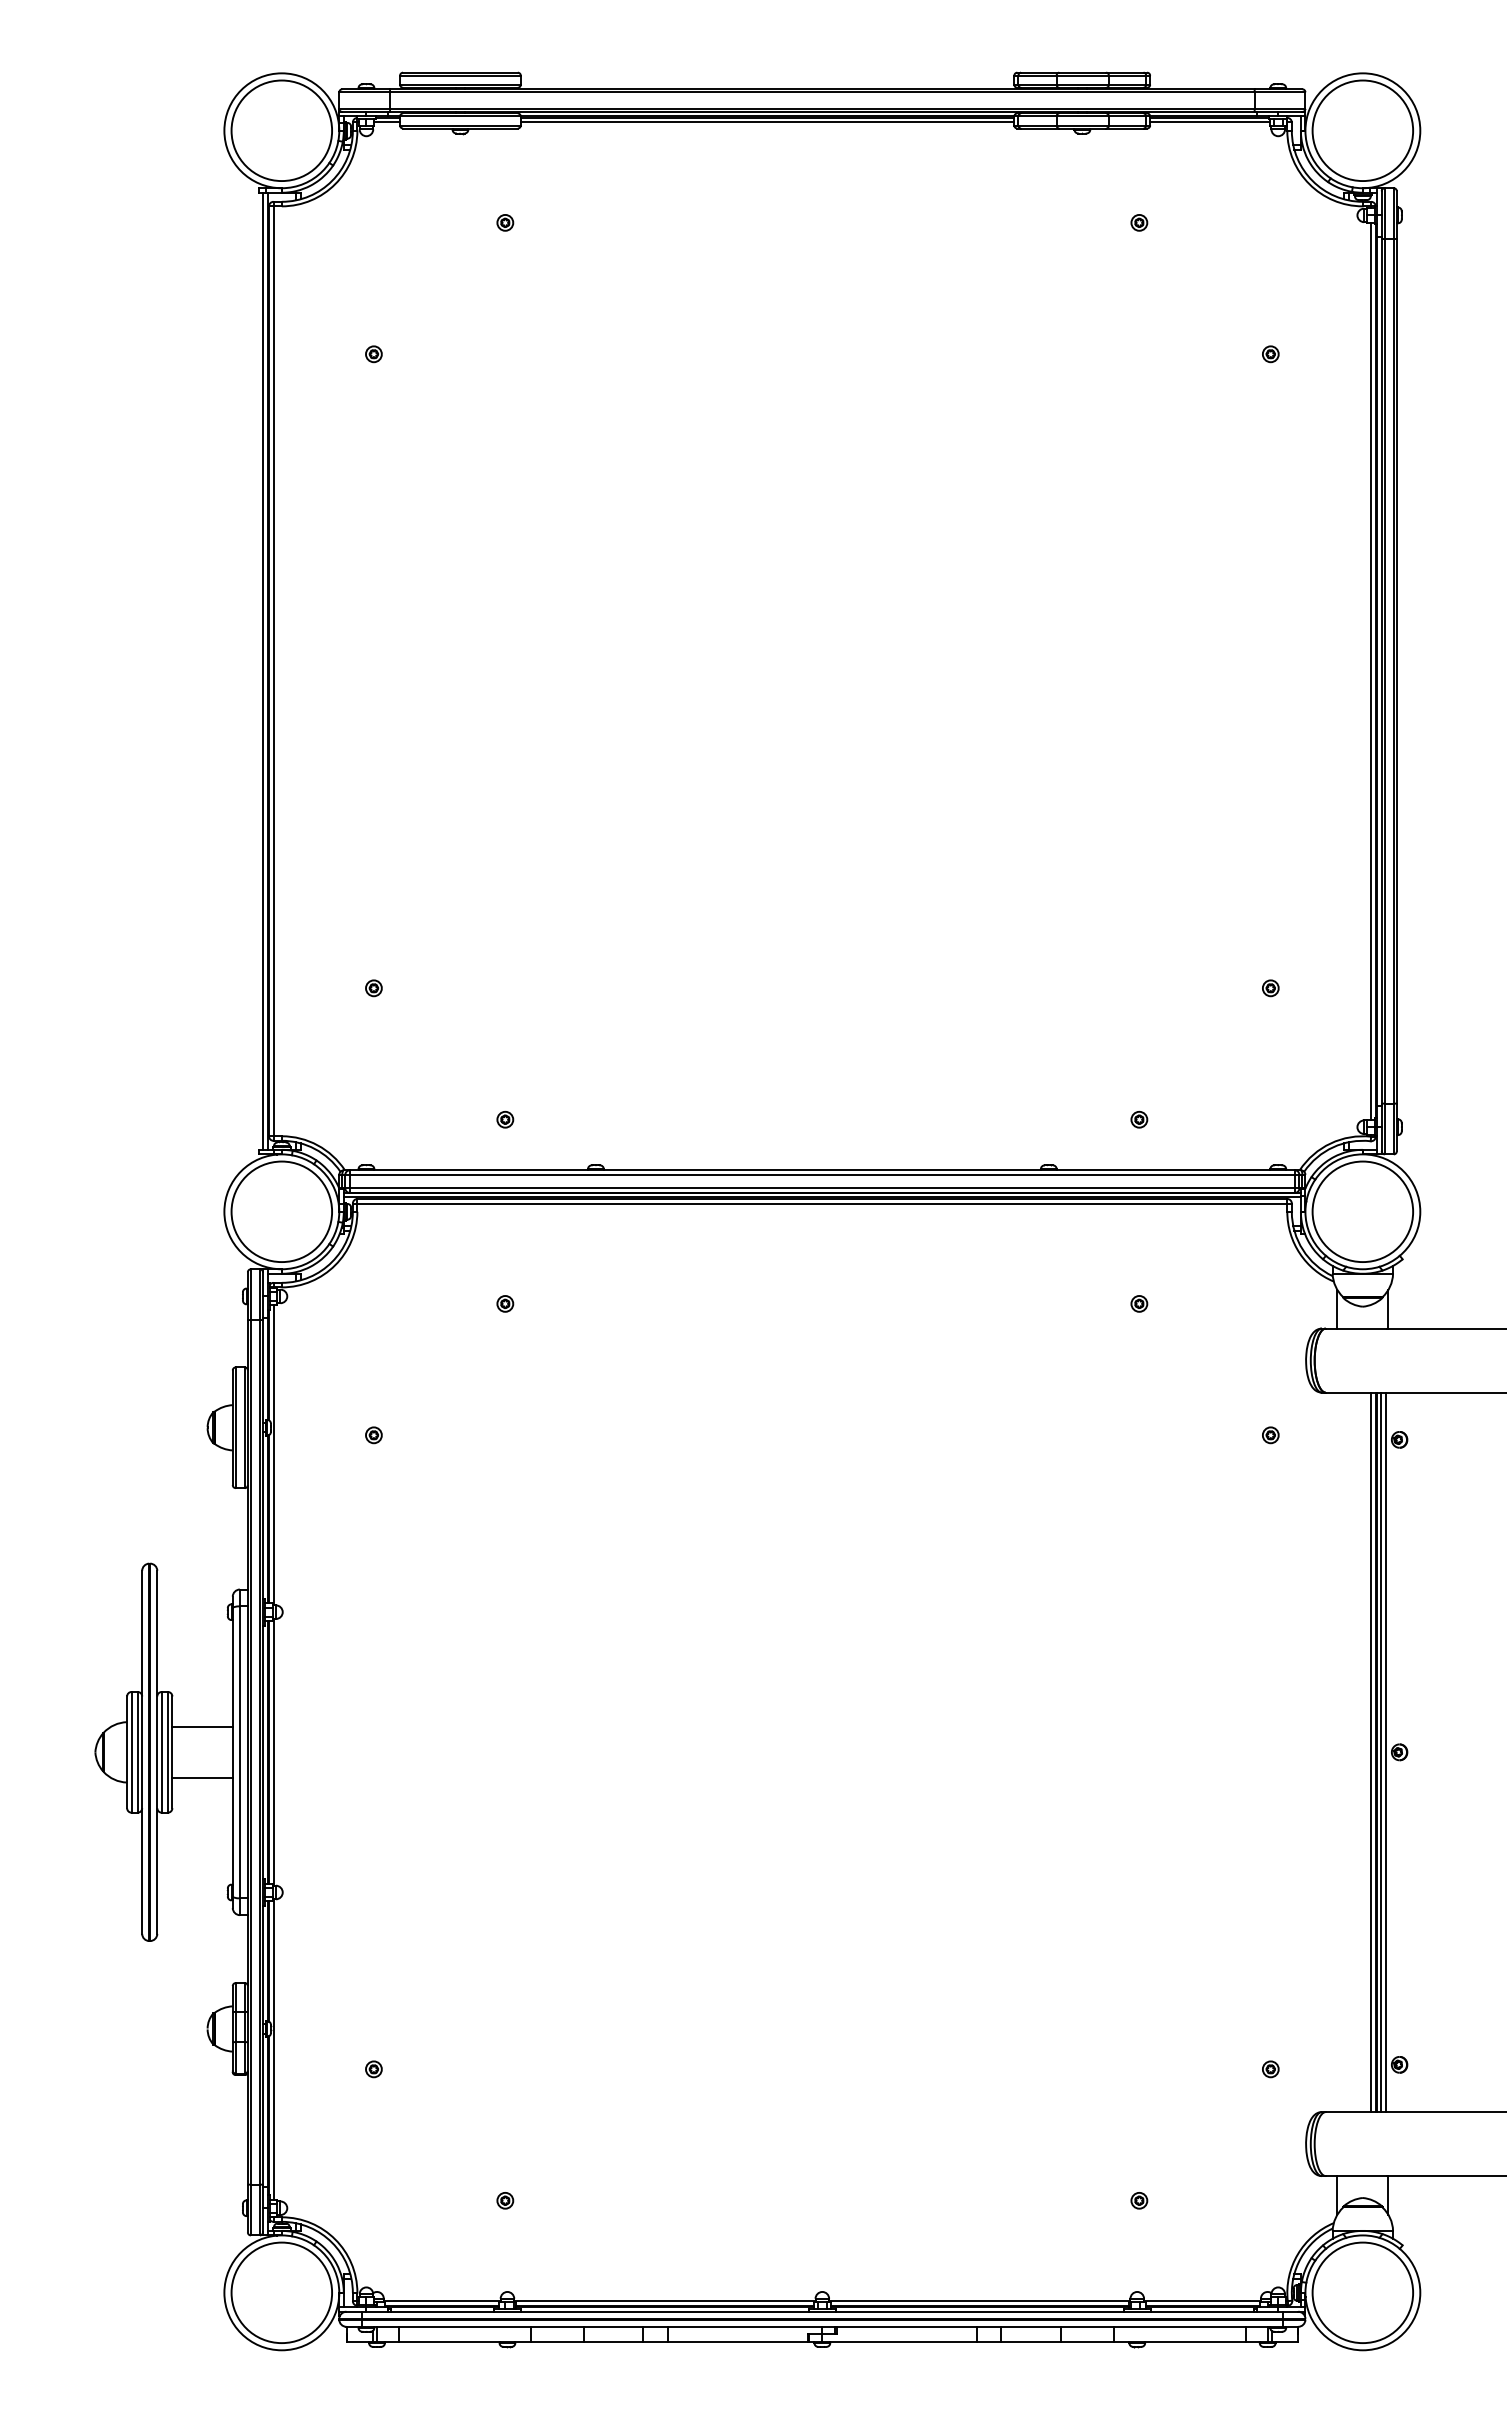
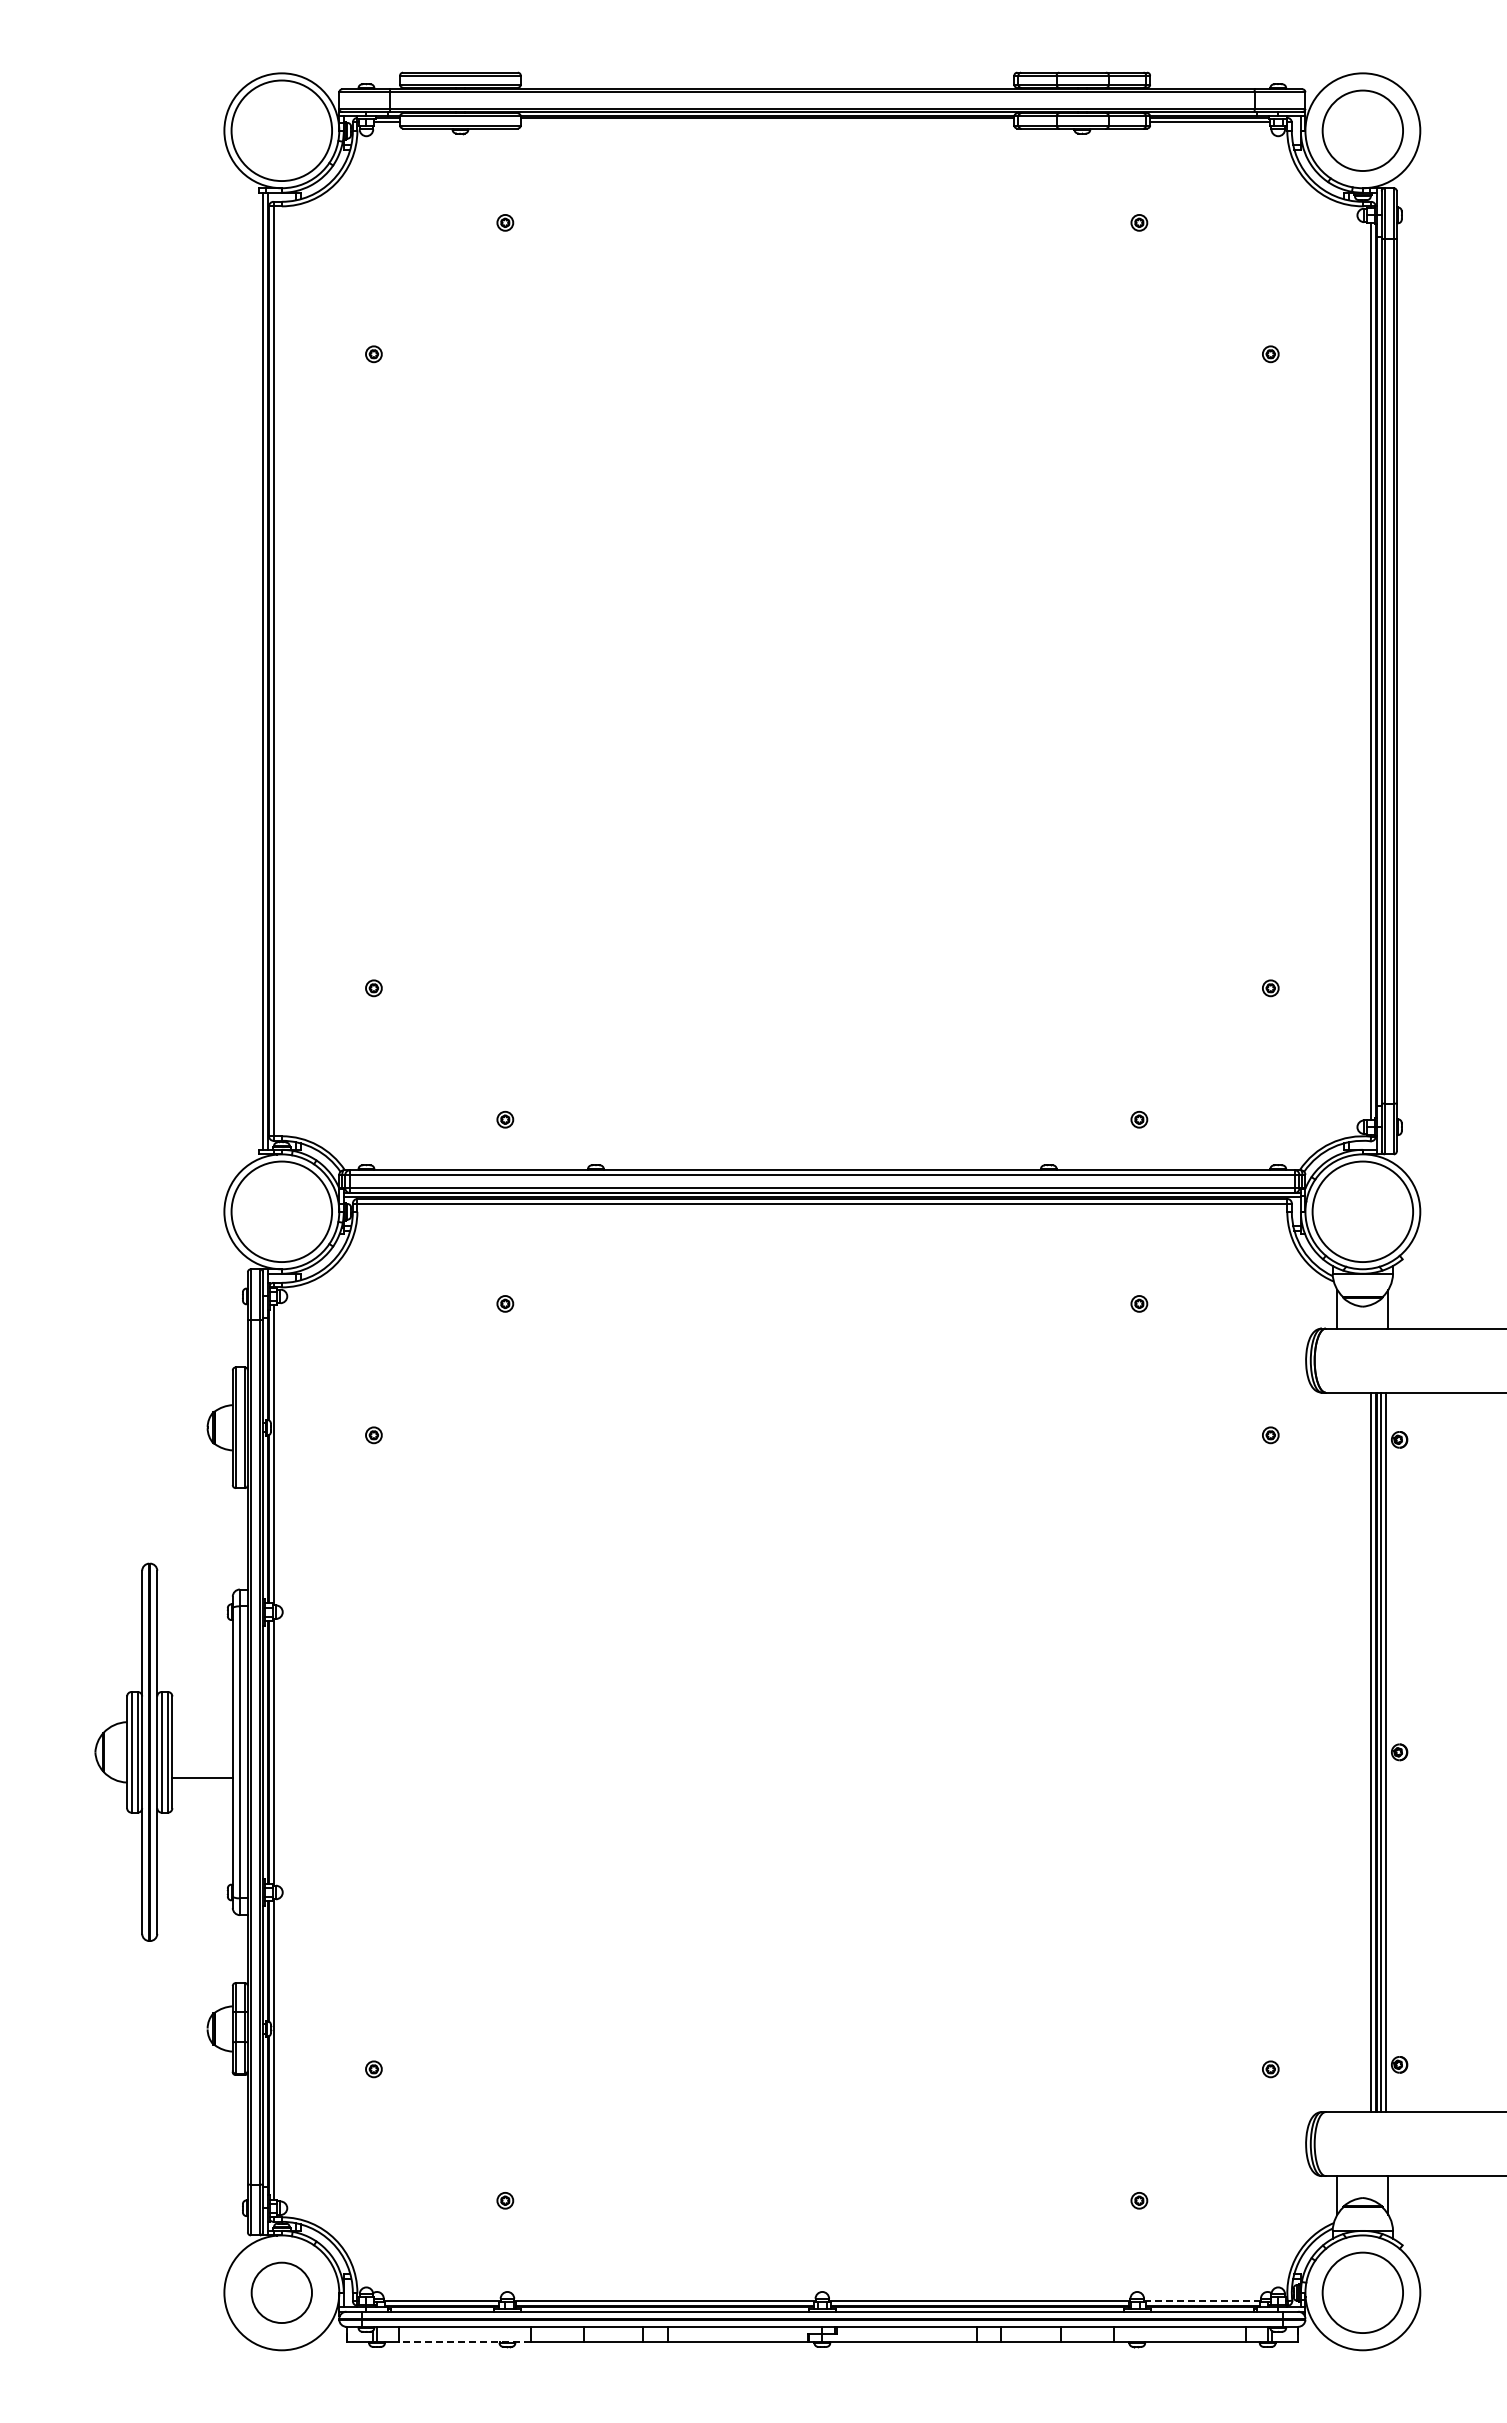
line: present -> none (767, 122)
circle diameter: 101 px -> 80 px (1362, 130)
line: present -> none (202, 1726)
circle diameter: 101 px -> 60 px (281, 2292)
circle diameter: 101 px -> 80 px (1362, 2292)
line: solid -> dashed (1201, 2301)
line: solid -> dashed (464, 2341)
